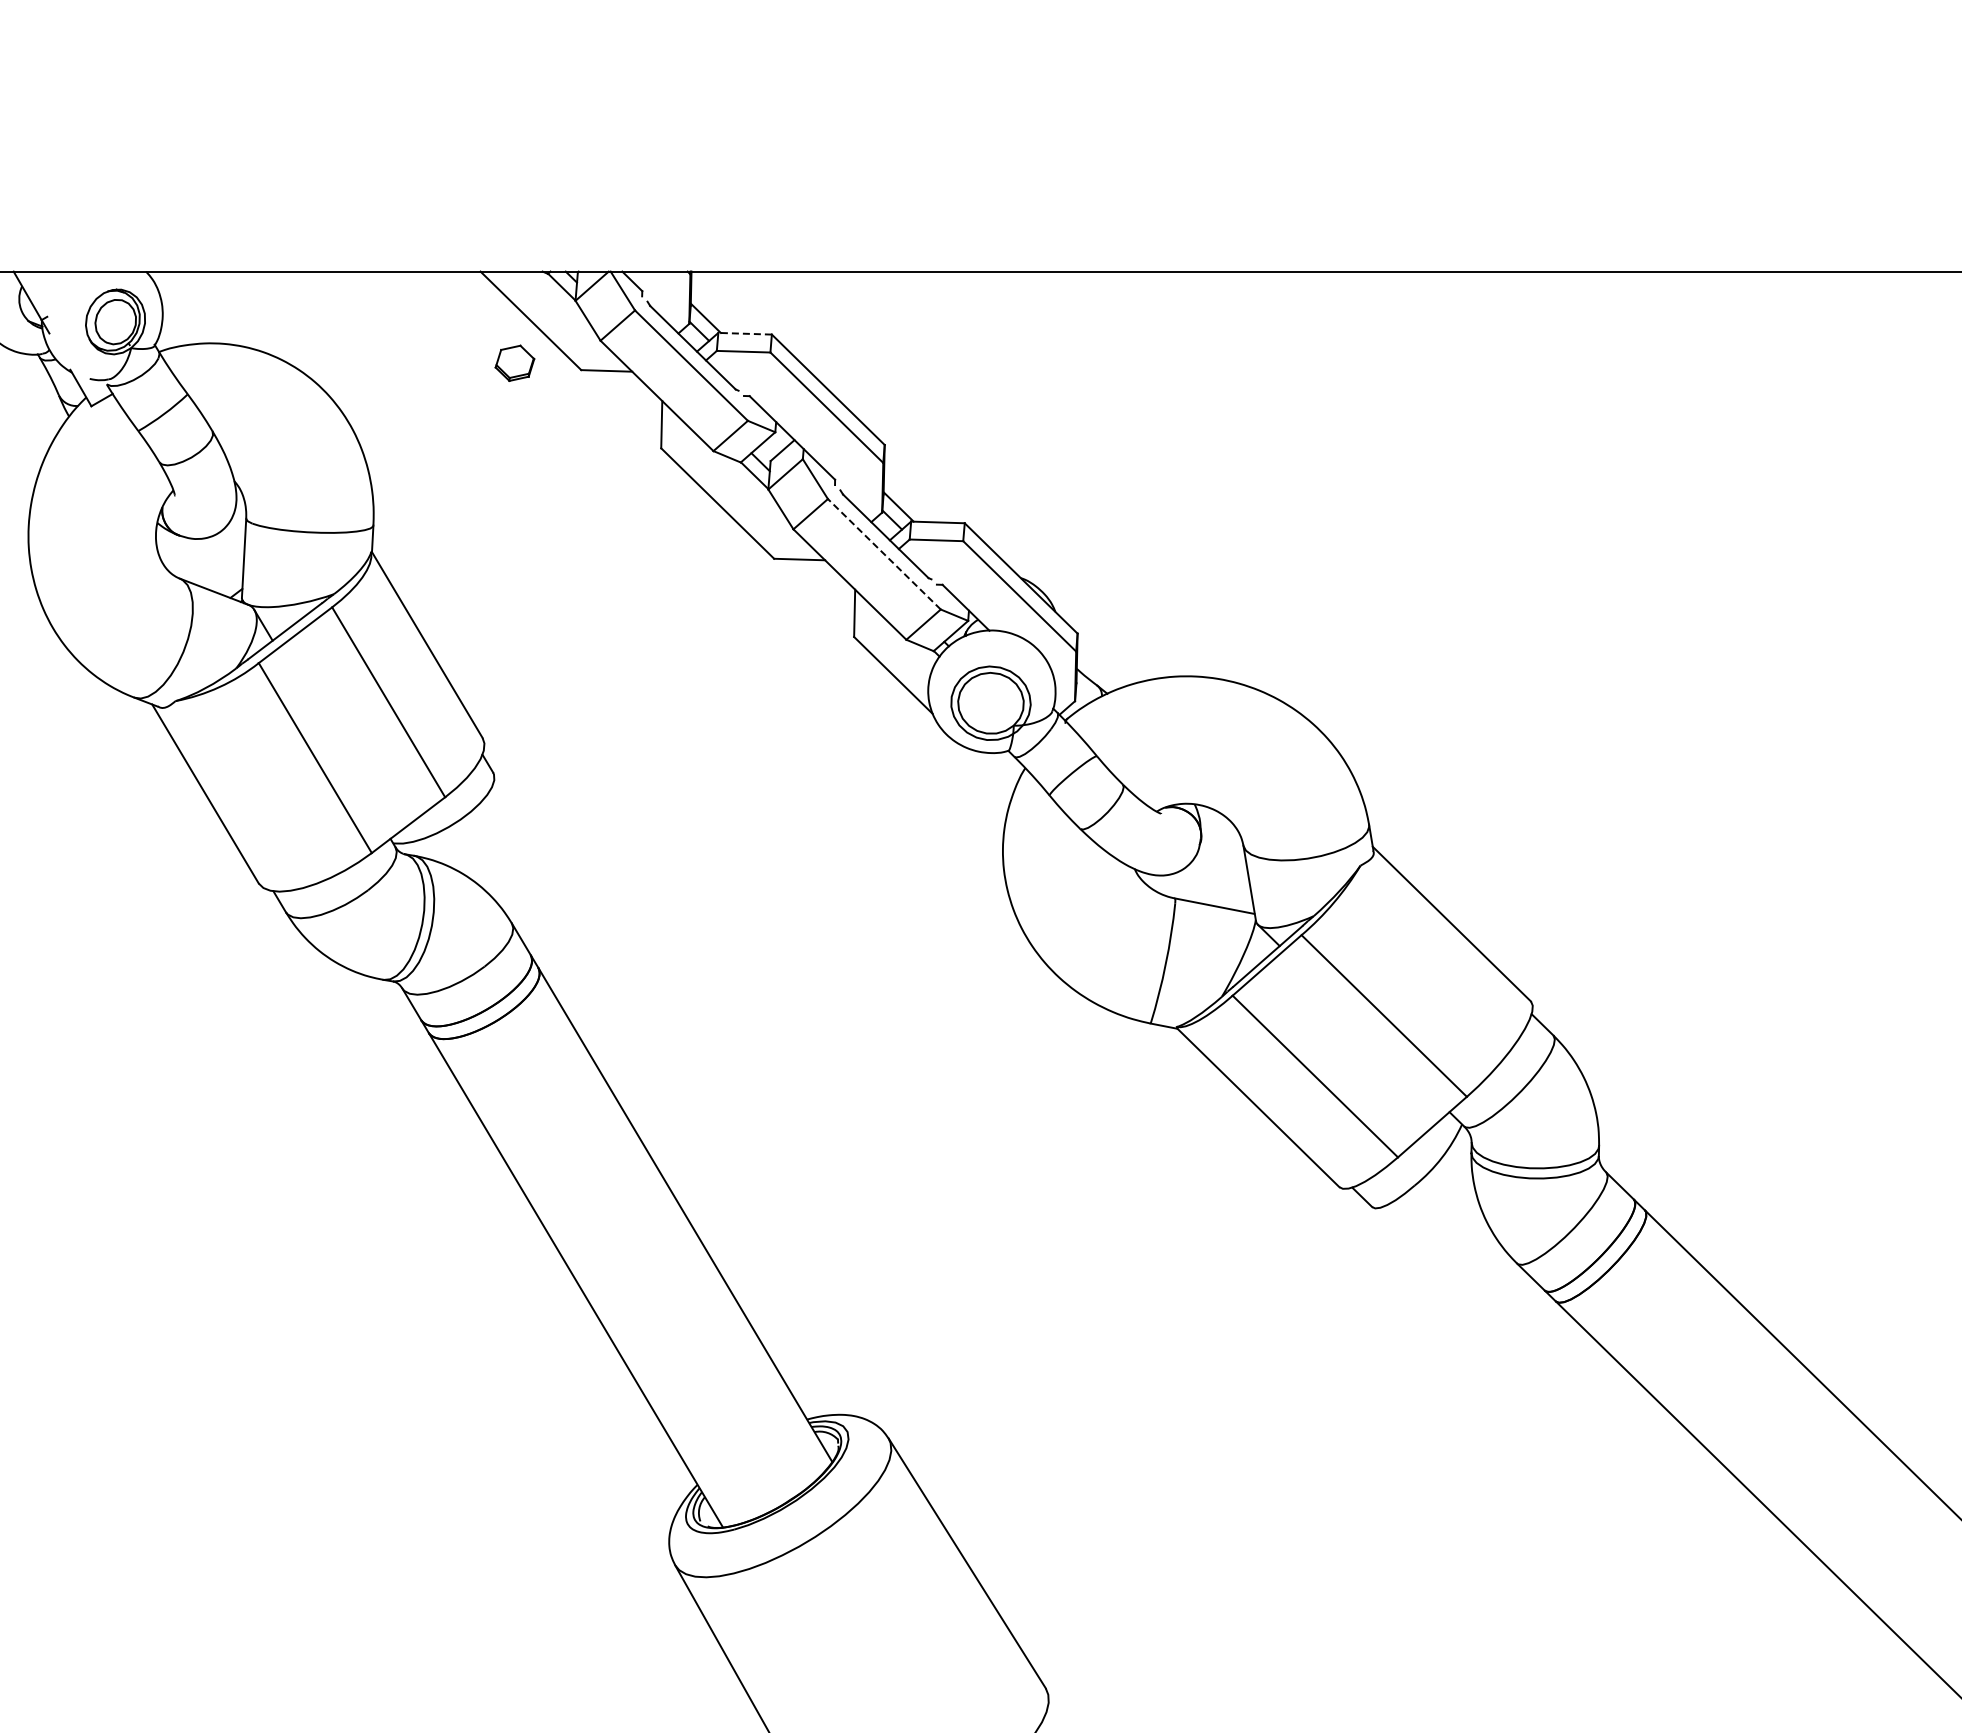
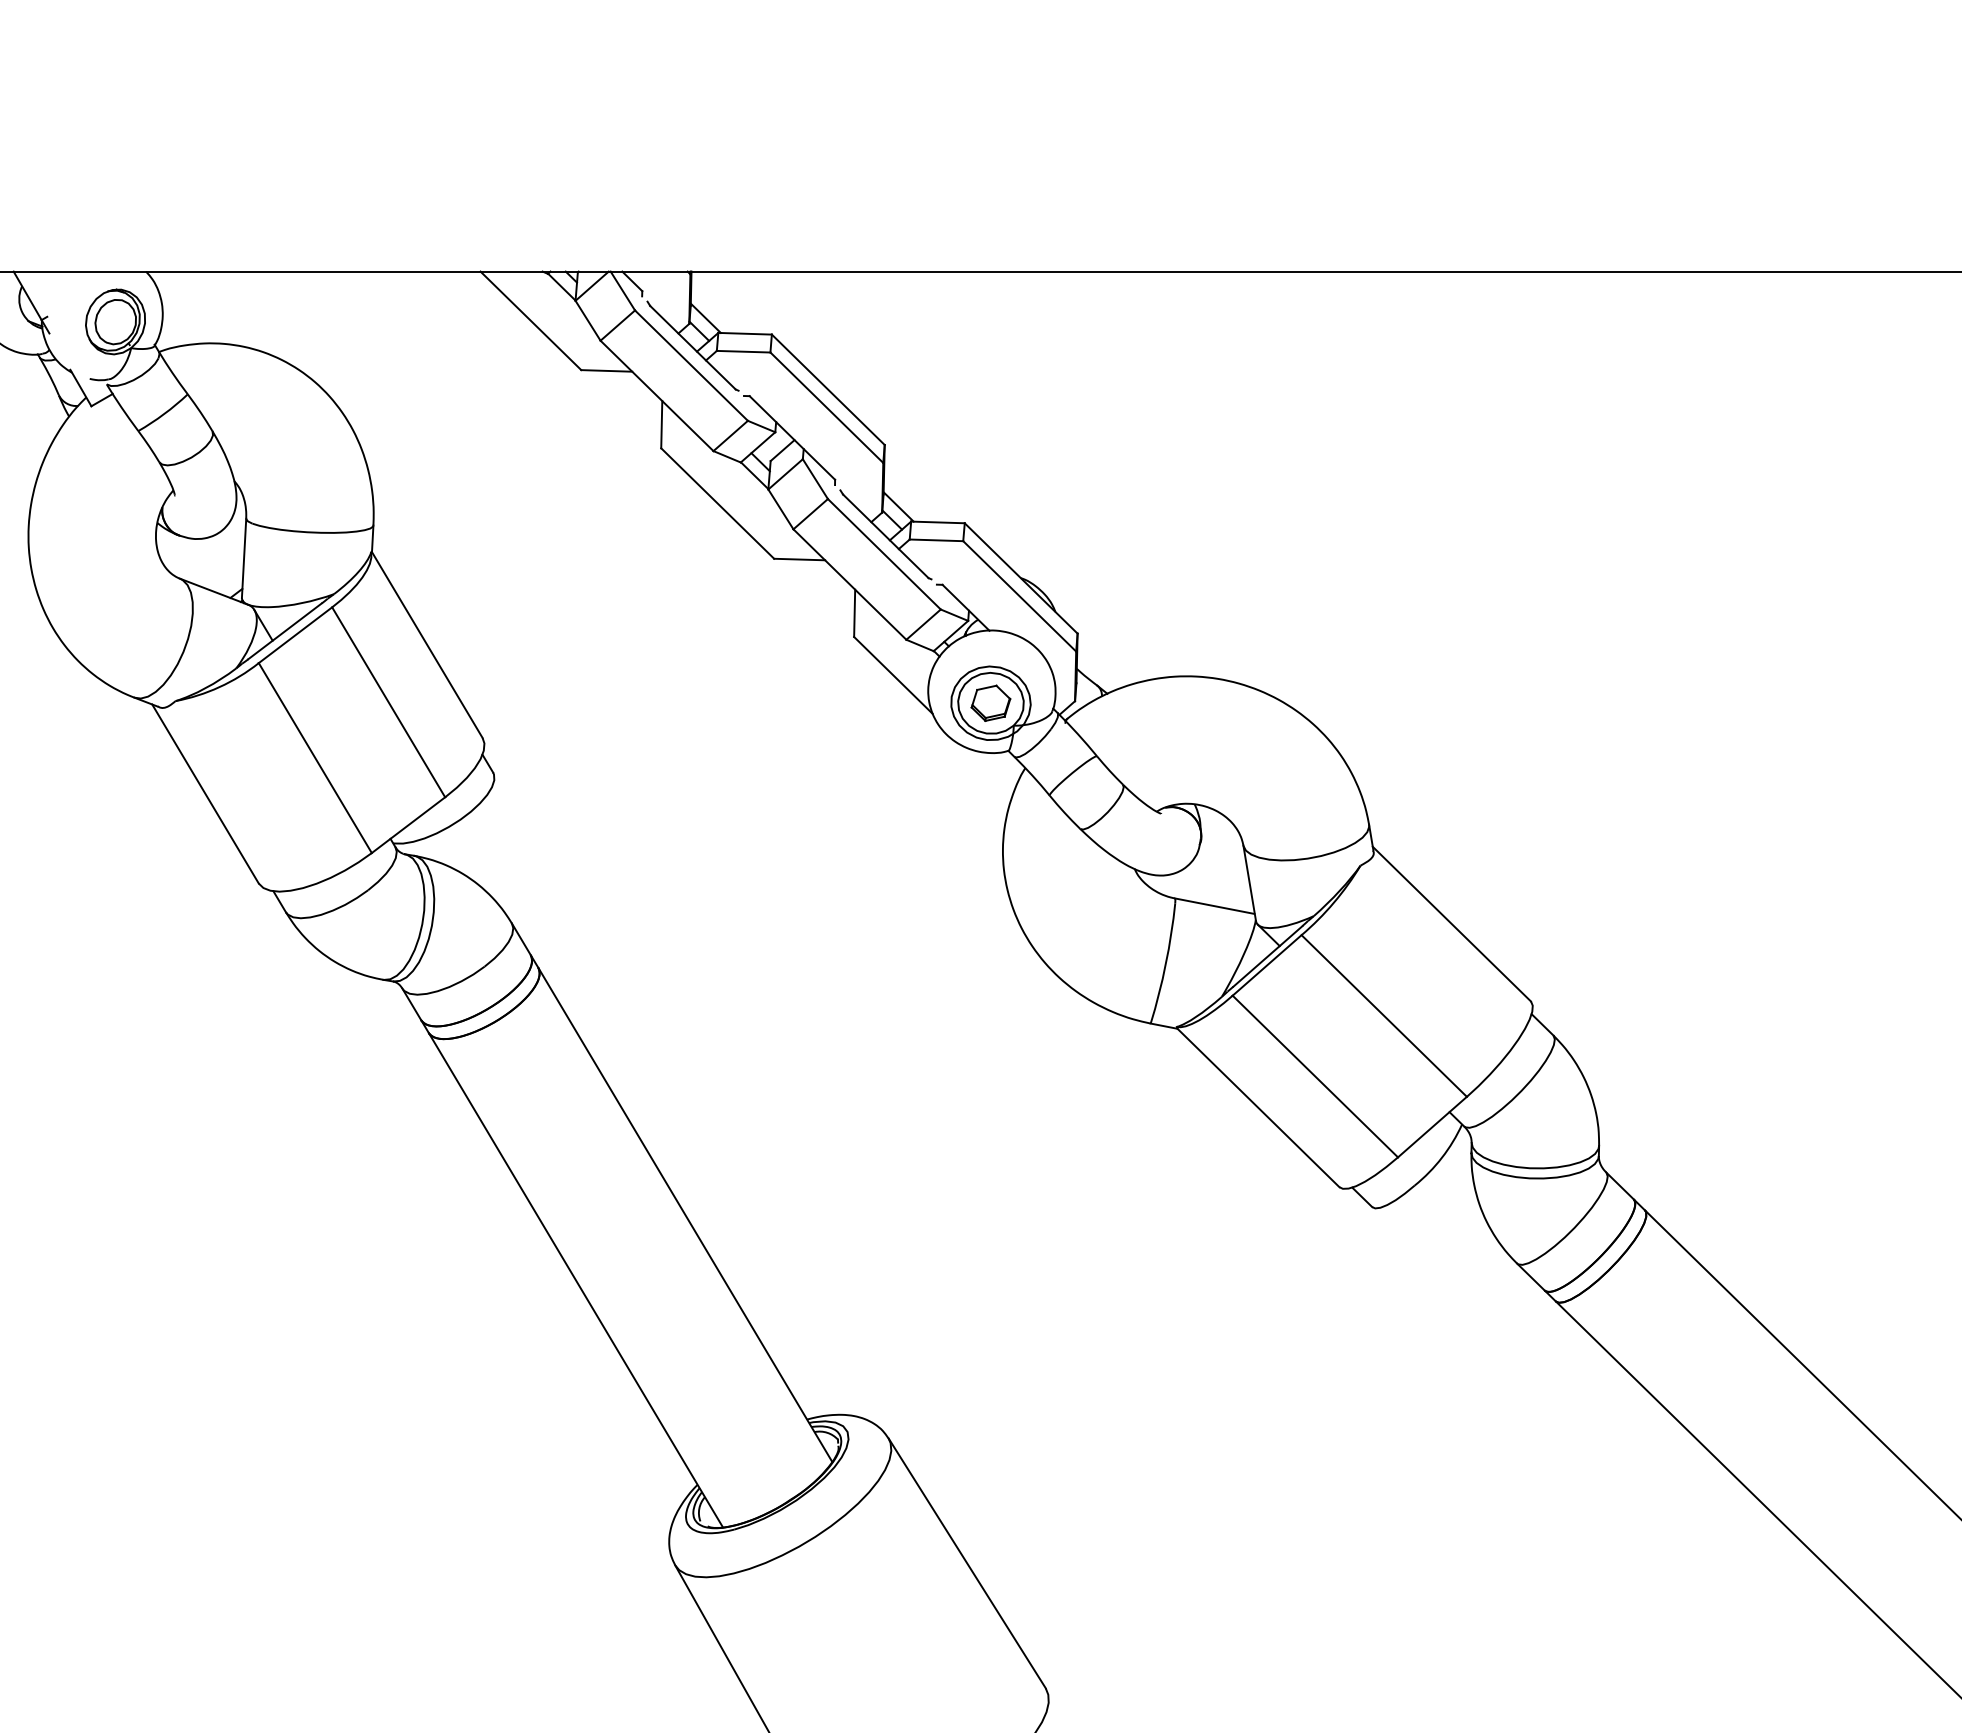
line: dashed -> solid (745, 333)
part position: (514, 362) -> (990, 702) (990, 702)
line: dashed -> solid (884, 554)
